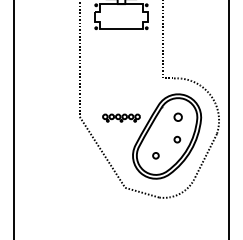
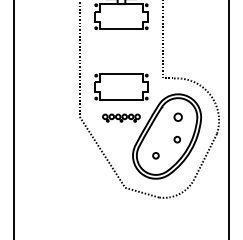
part: none -> present (121, 86)
